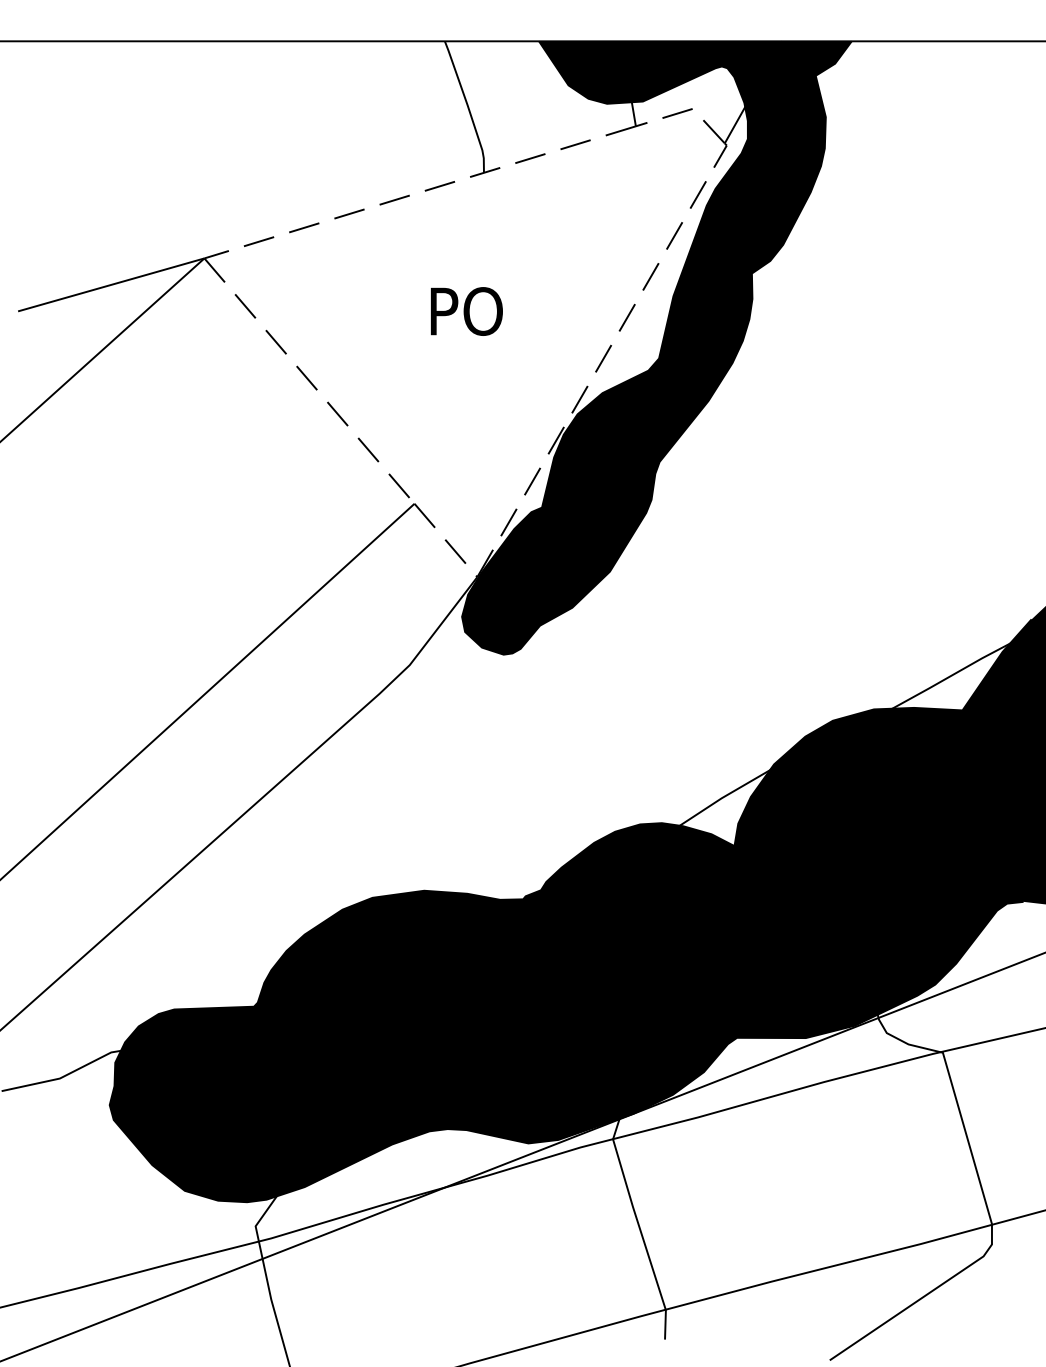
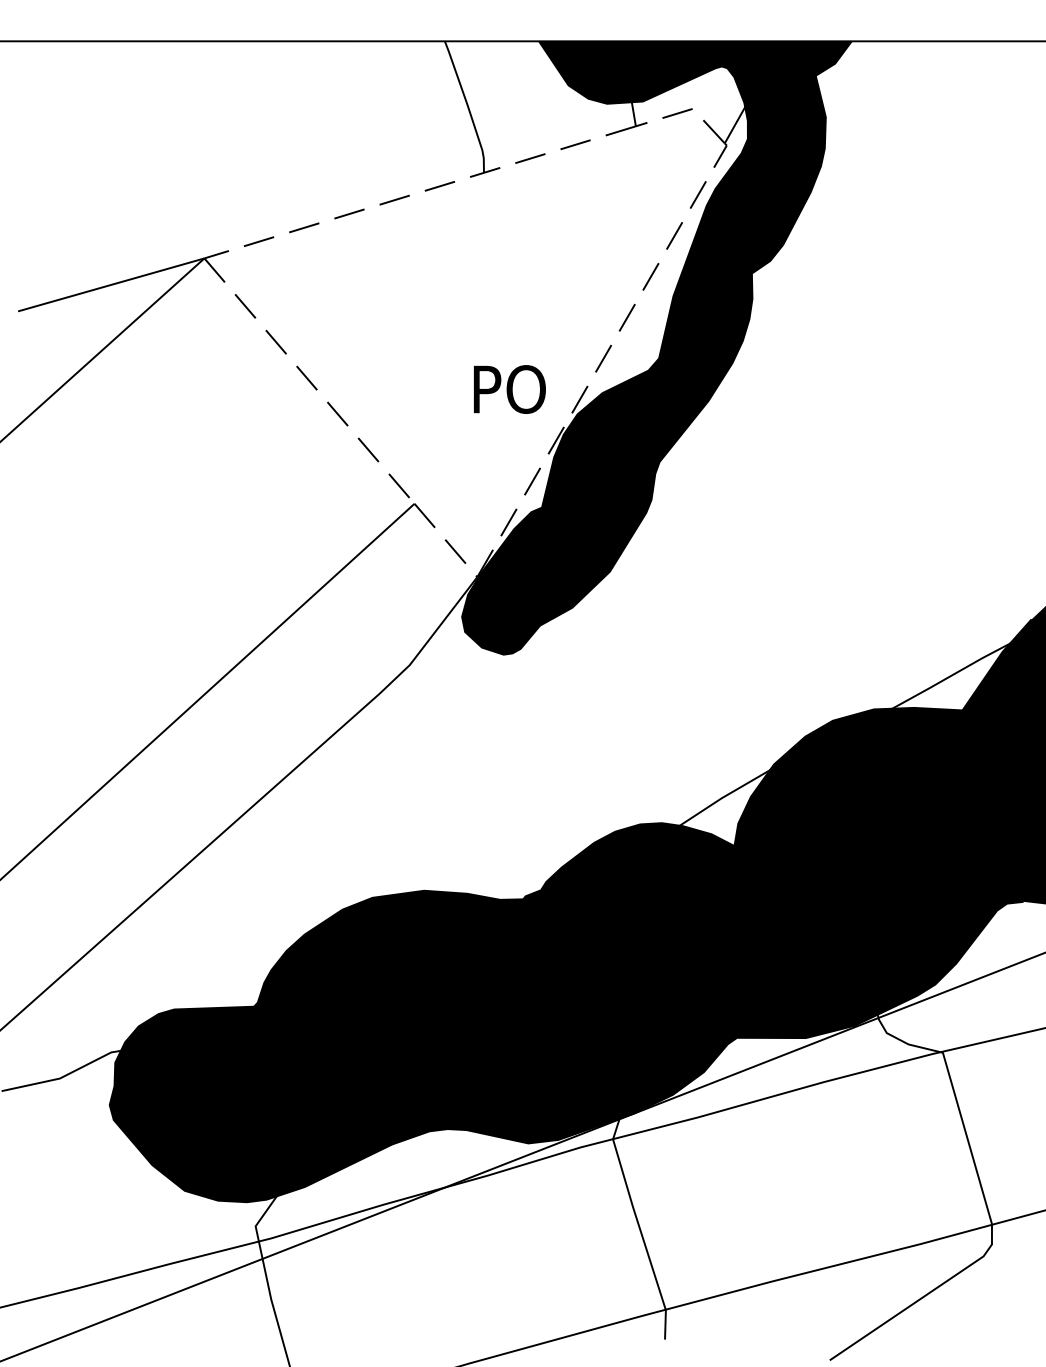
text position: (466, 311) -> (509, 389) (509, 389)
